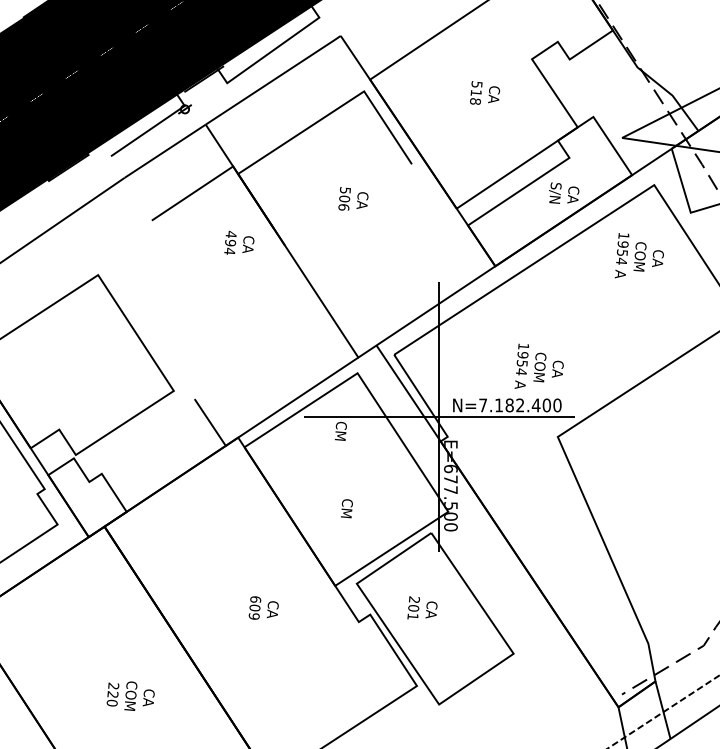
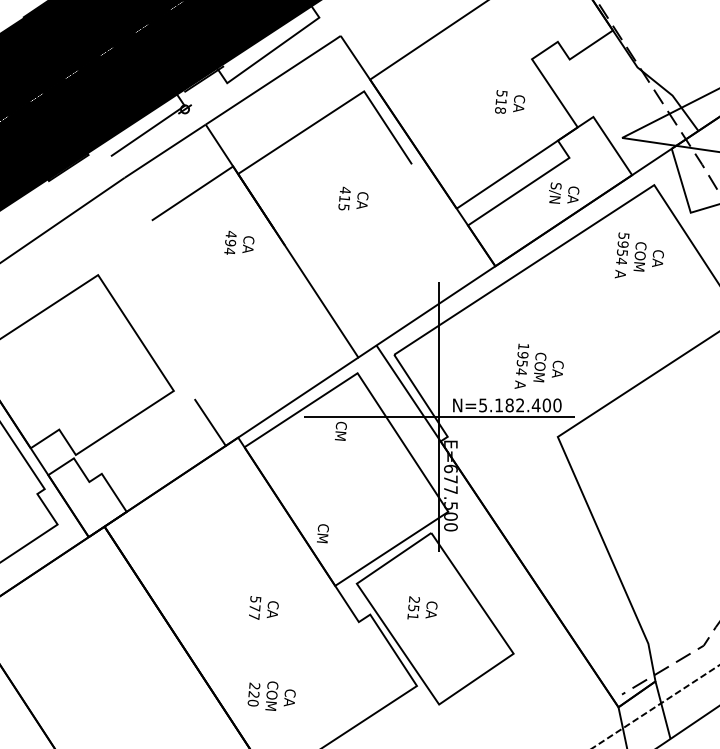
text position: (485, 92) -> (510, 101) (510, 101)
text: 506 -> 415 (344, 198)
text: 1954 -> 5954 (623, 235)
text: N=7.182.400 -> N=5.182.400 (482, 405)
text position: (346, 508) -> (322, 533) (322, 533)
text: 609 -> 577 (254, 607)
text: 201 -> 251 (413, 607)
text position: (130, 695) -> (271, 695) (271, 695)
line position: (664, 711) -> (656, 705) (656, 705)
